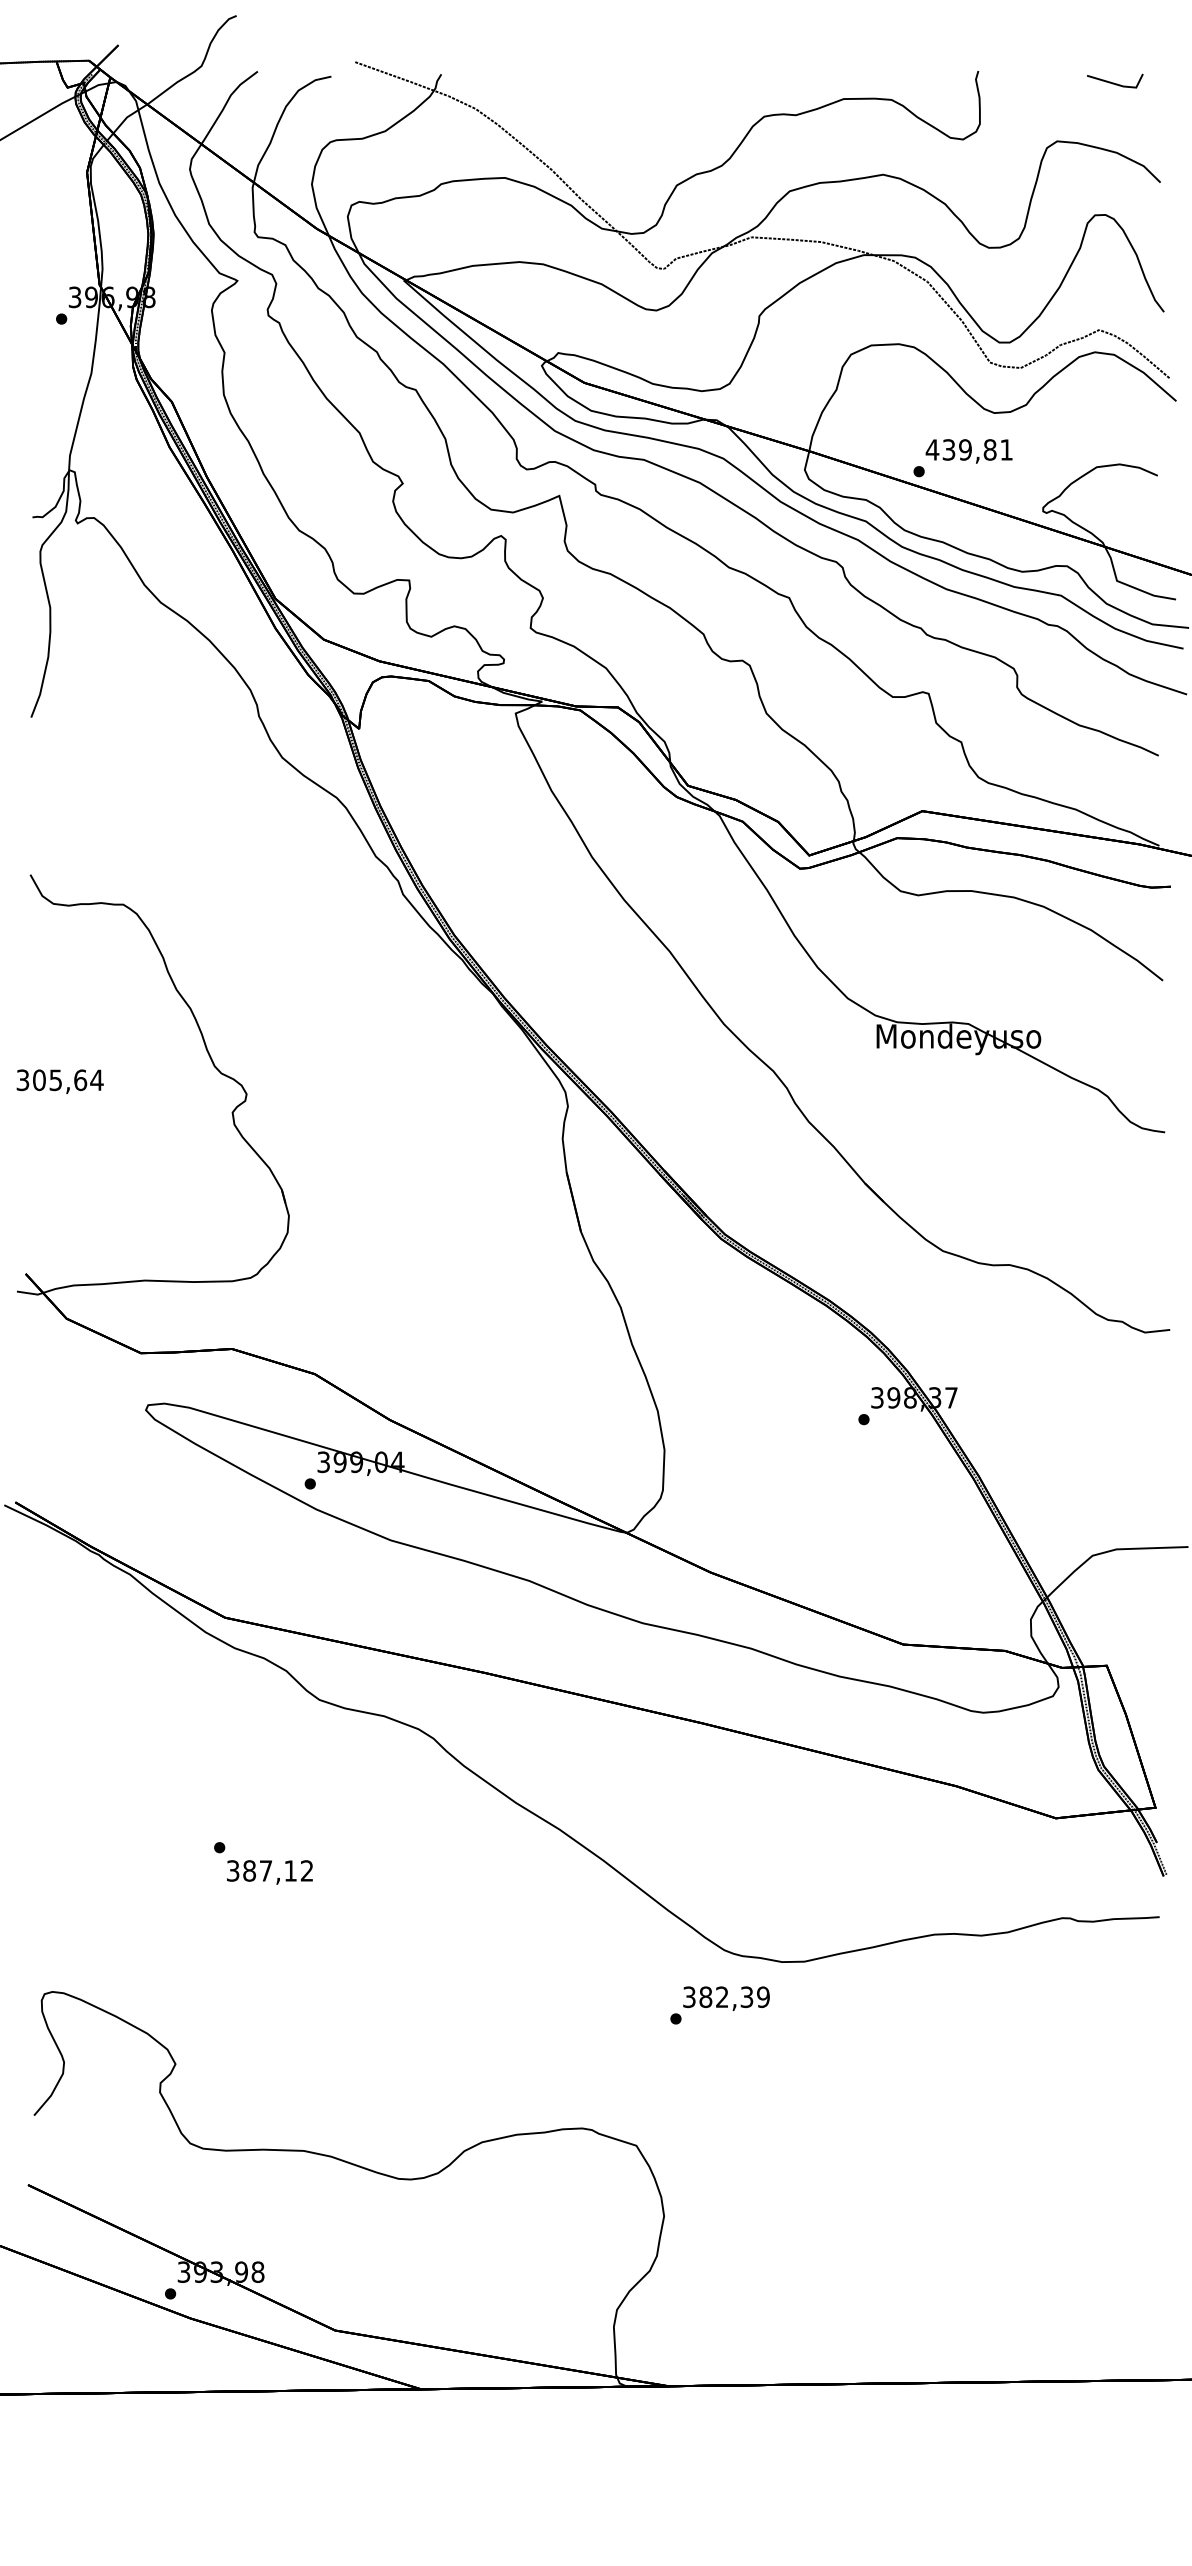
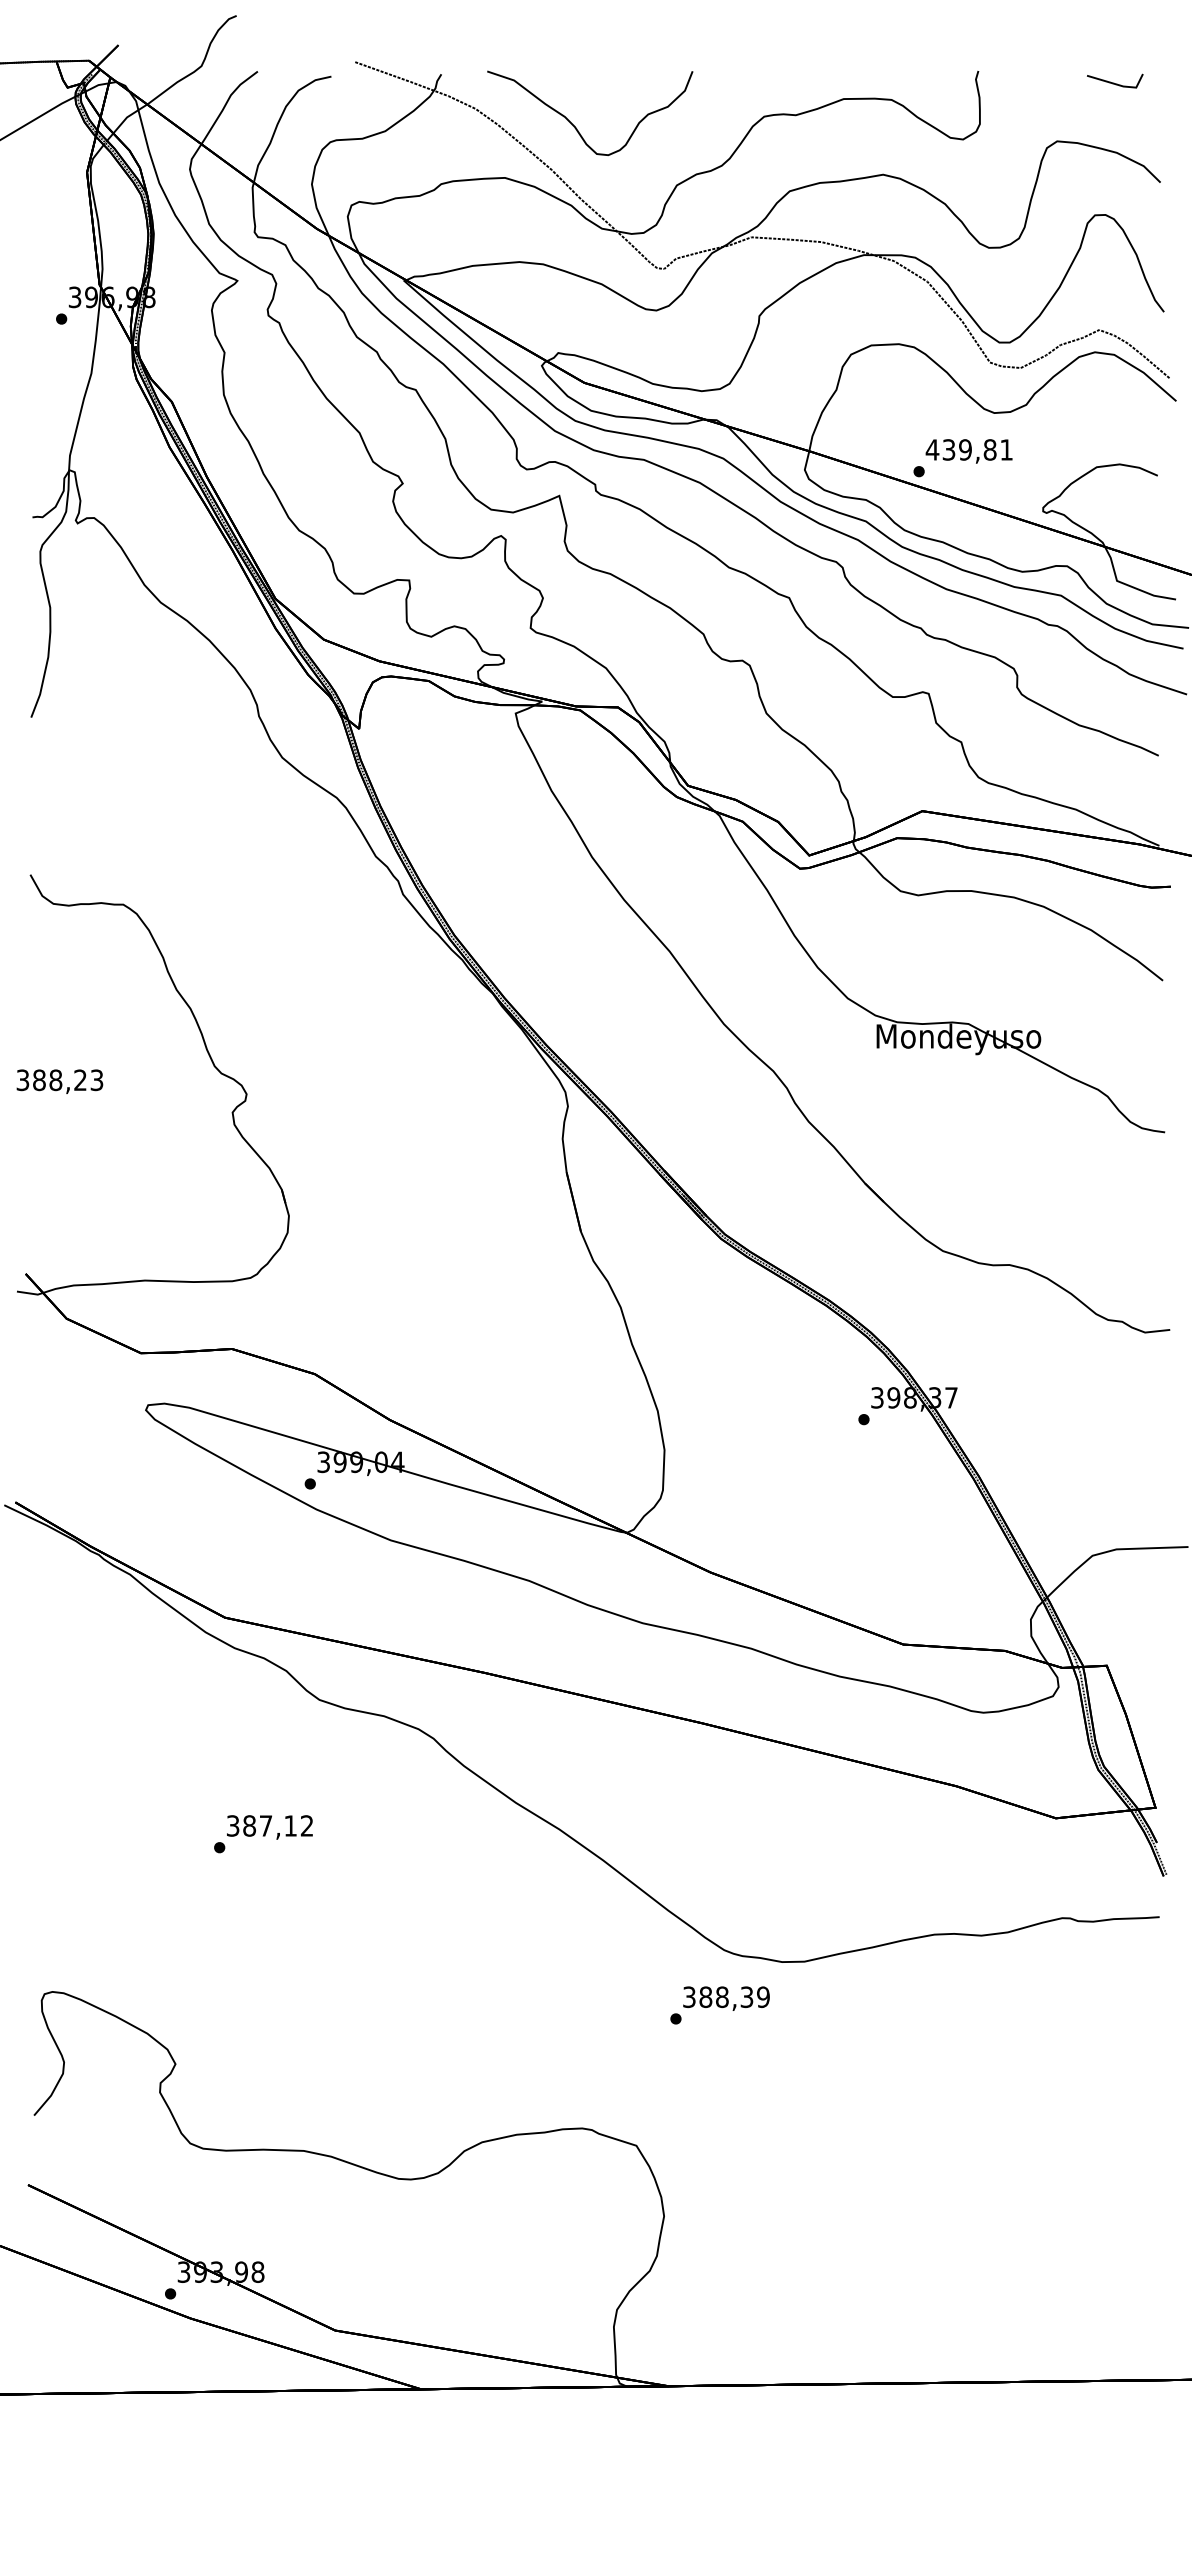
curve: none -> present (575, 126)
text: 305,64 -> 388,23 (68, 1080)
text position: (269, 1872) -> (269, 1827) (269, 1827)
text: 382,39 -> 388,39 (722, 1997)
